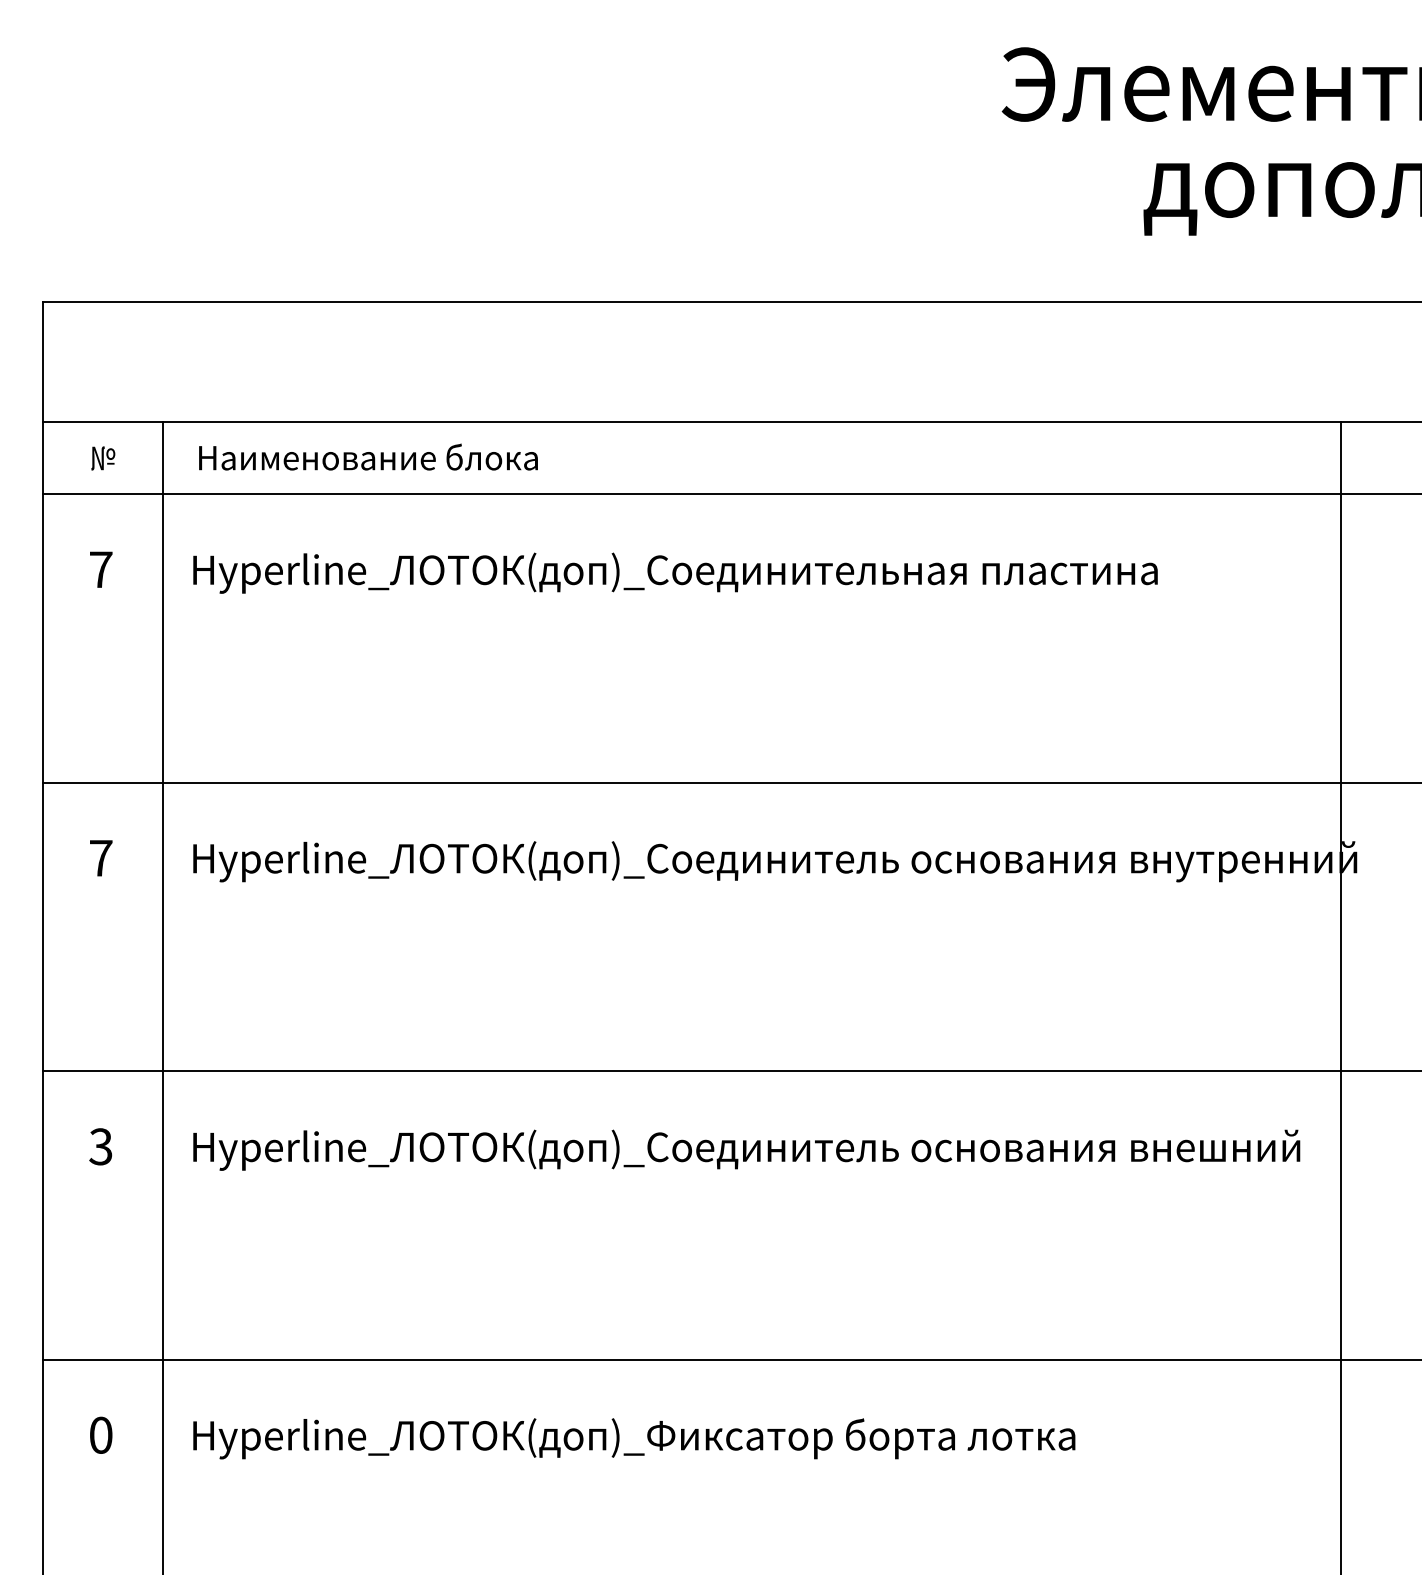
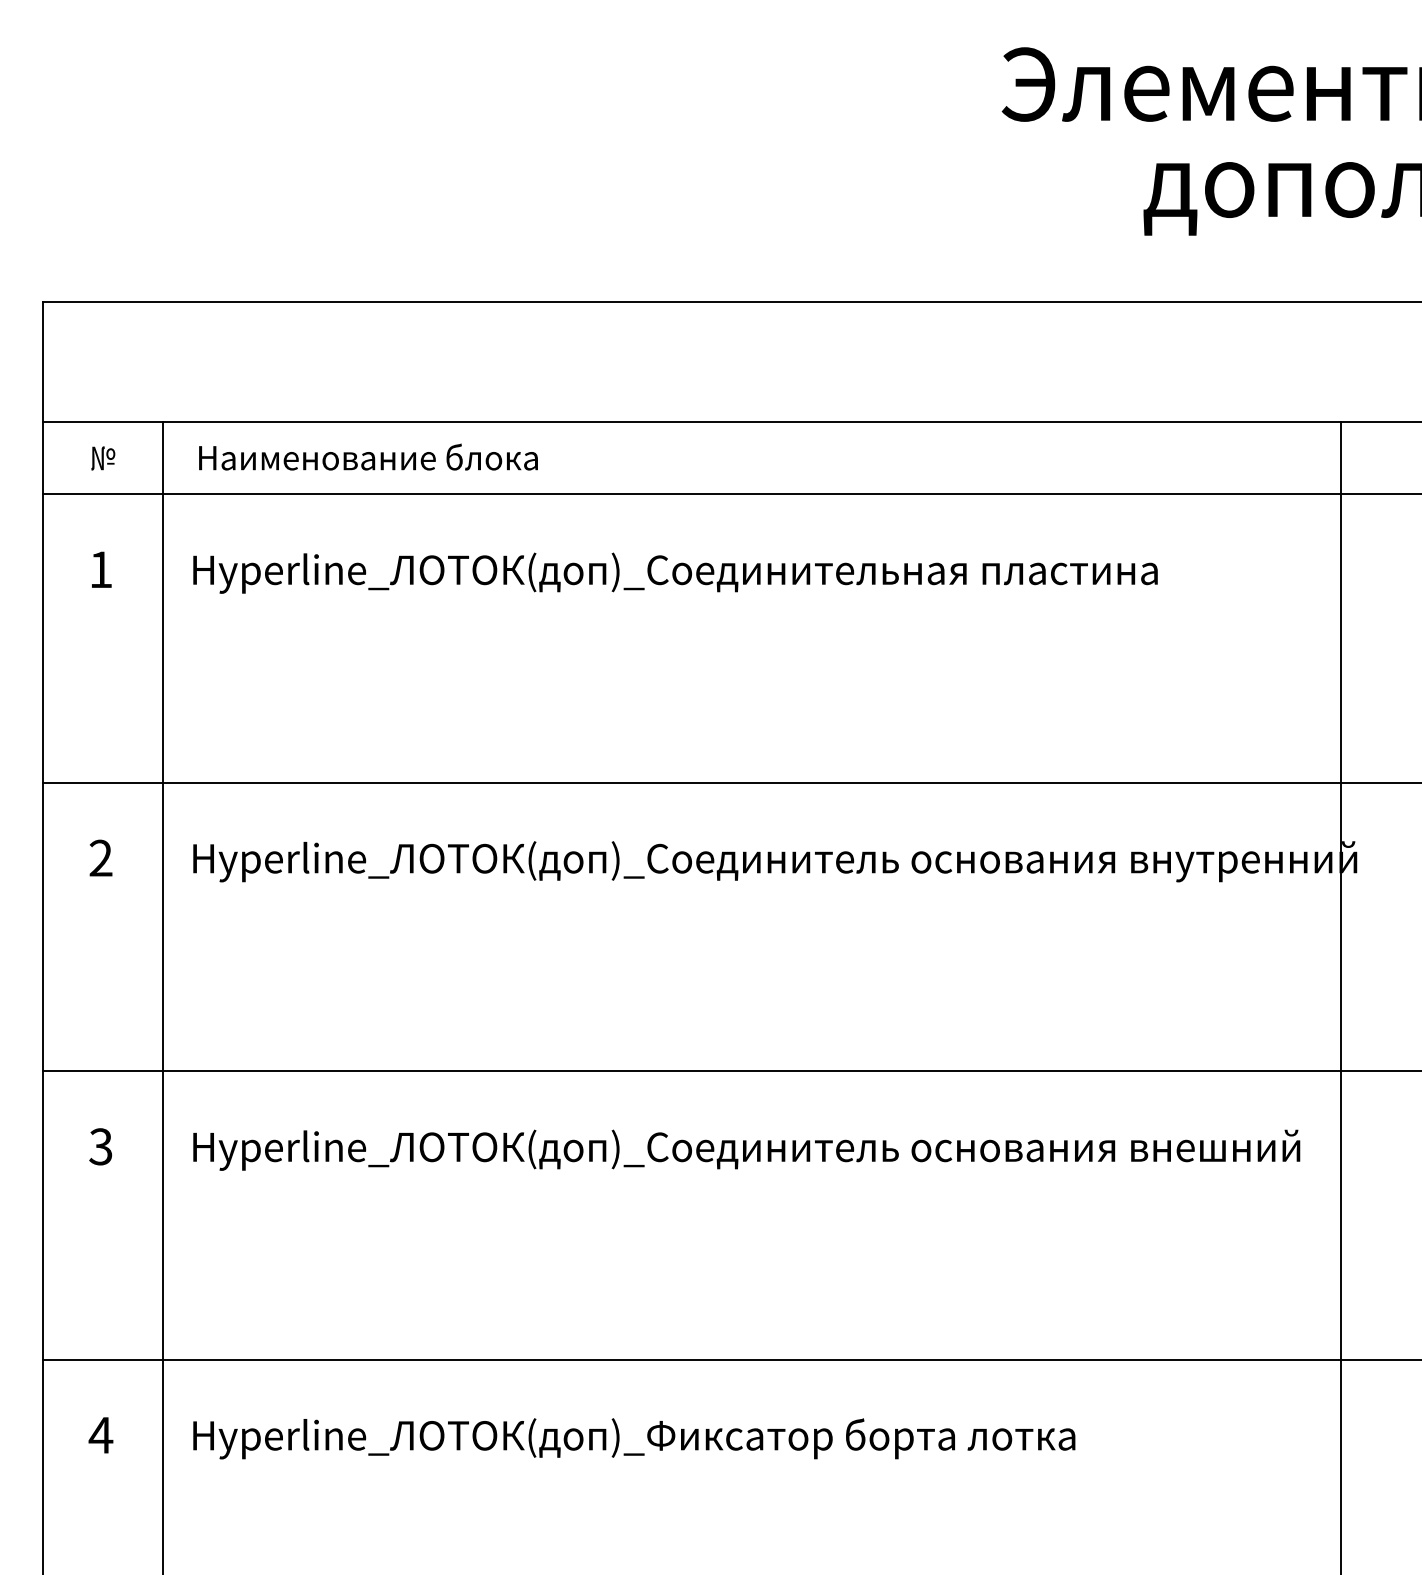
text: 7 -> 1 (101, 569)
text: 7 -> 2 (100, 857)
text: 0 -> 4 (100, 1434)
